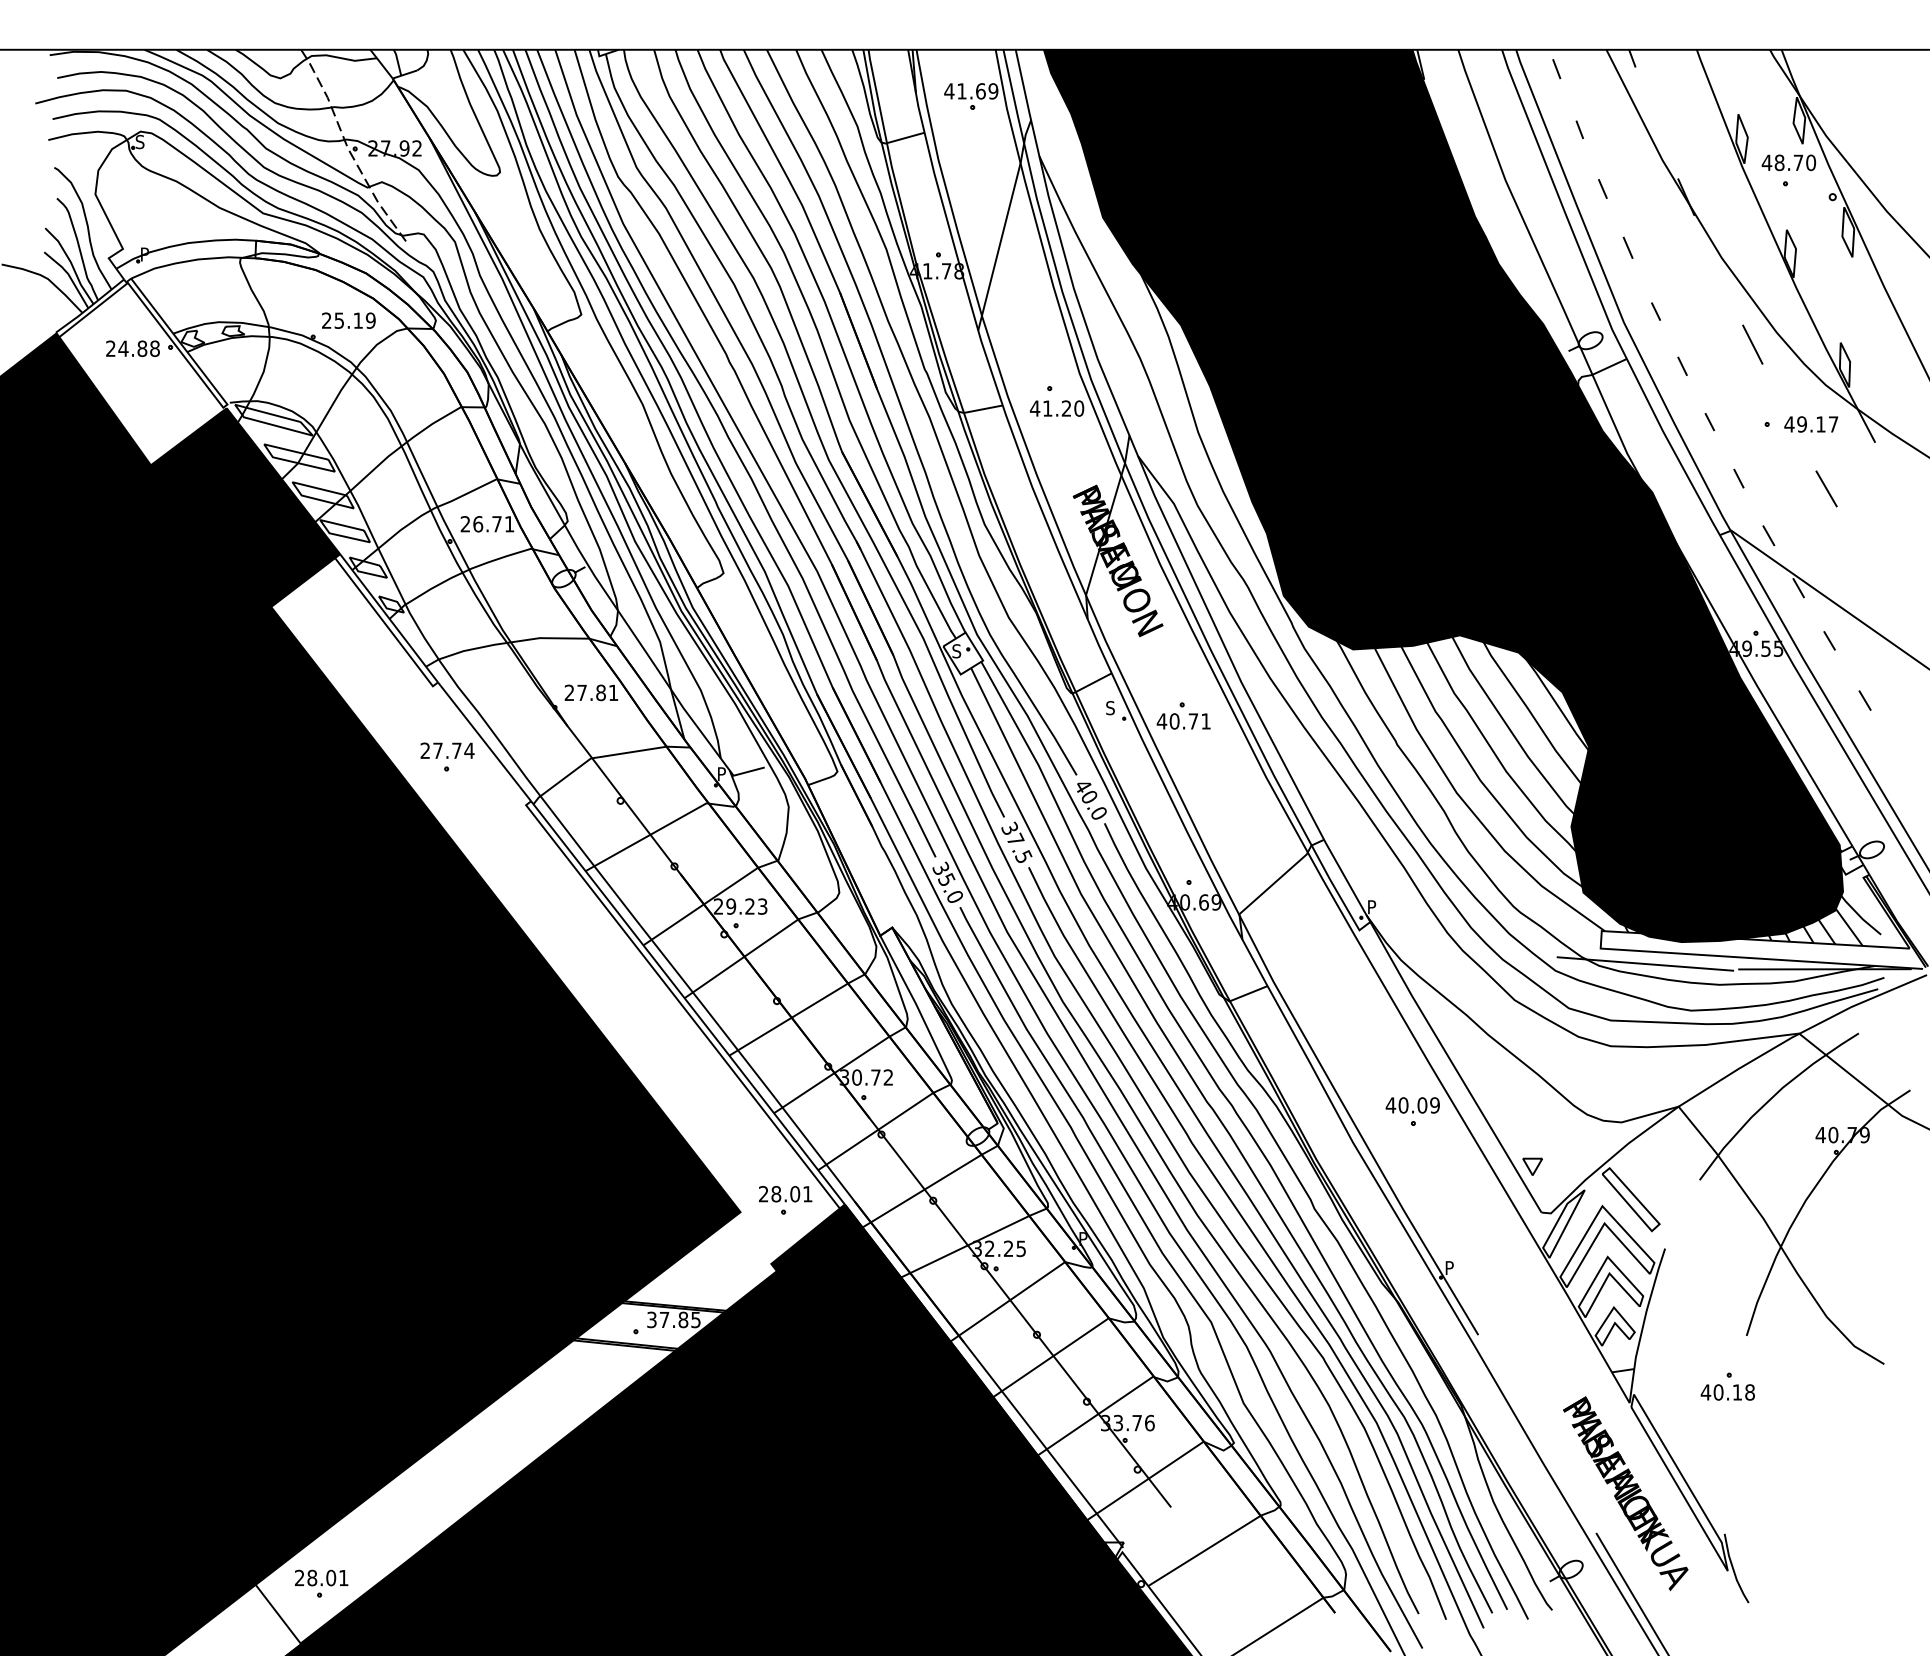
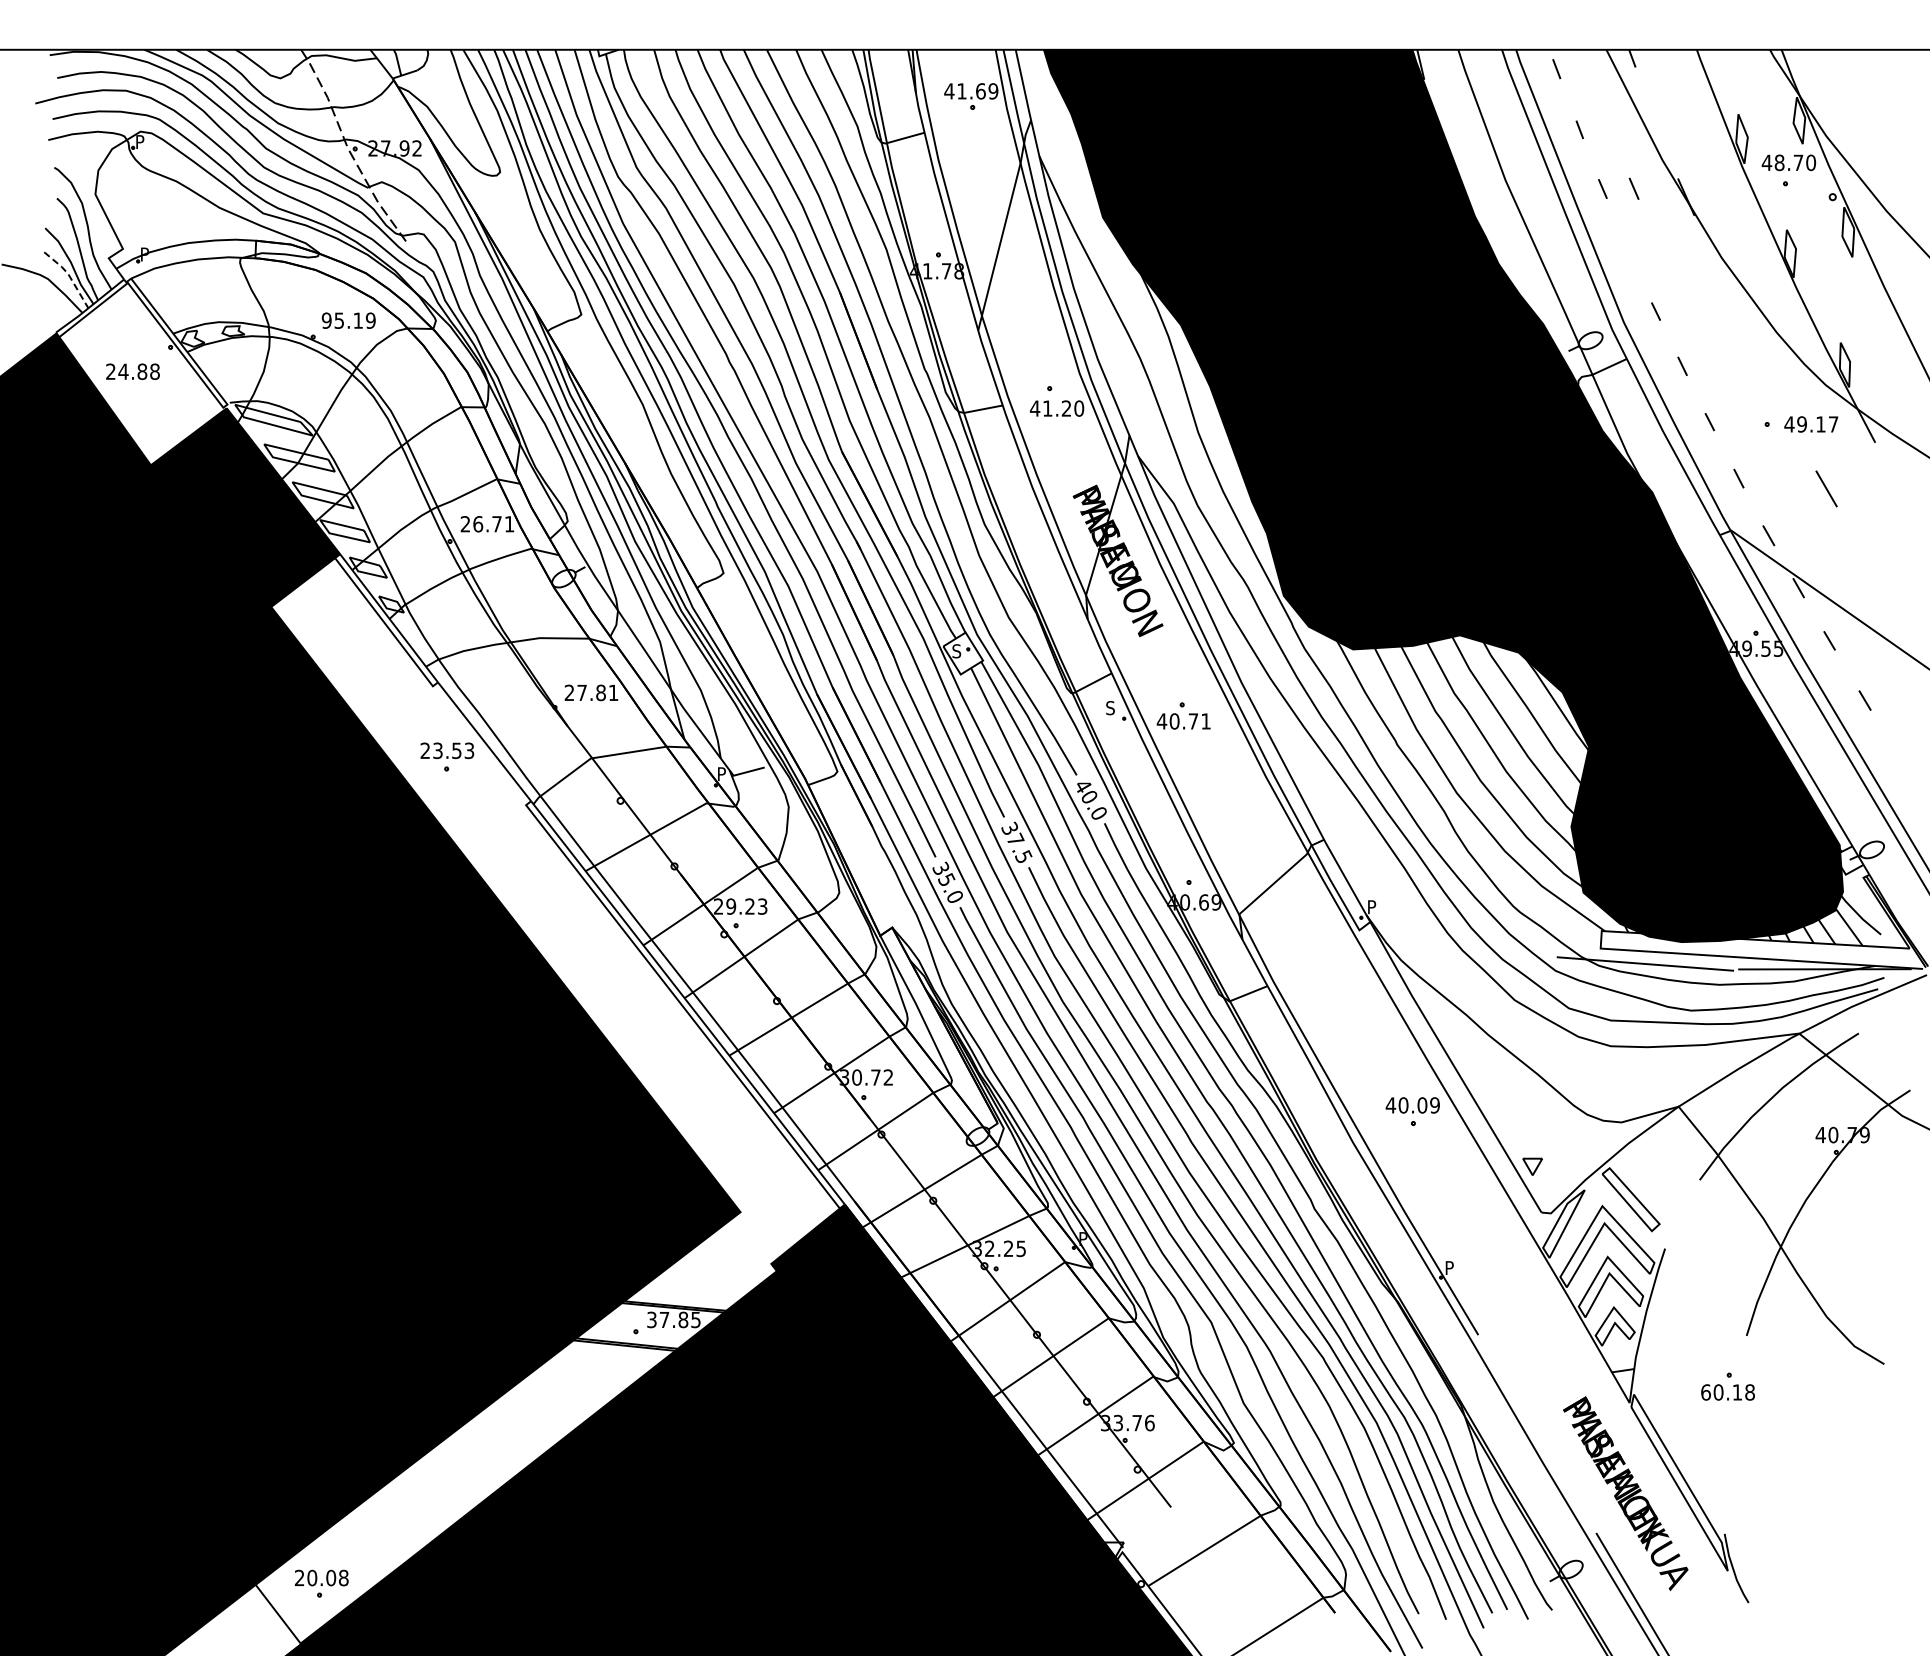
text: S -> P (139, 141)
line position: (1627, 247) -> (1633, 188) (1633, 188)
line: solid -> dashed (69, 276)
text: 25.19 -> 95.19 (326, 320)
line: present -> none (1752, 344)
text position: (132, 348) -> (132, 371) (132, 371)
text: 27.74 -> 23.53 (453, 750)
part: present -> none (785, 1200)
text: 40.18 -> 60.18 (1705, 1392)
text: 28.01 -> 20.08 (327, 1577)
